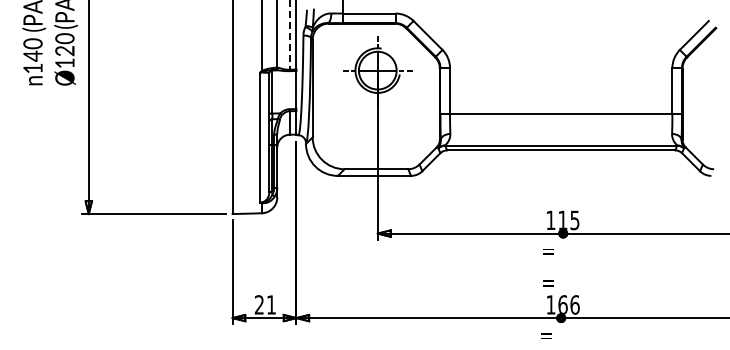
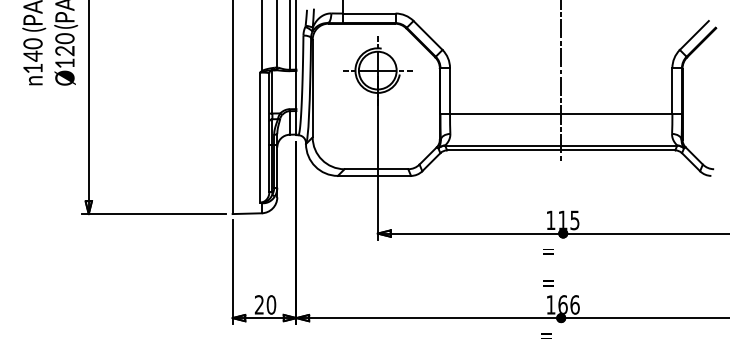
line: dashed -> solid (289, 35)
line: none -> present (561, 82)
text: 21 -> 20 (271, 304)
